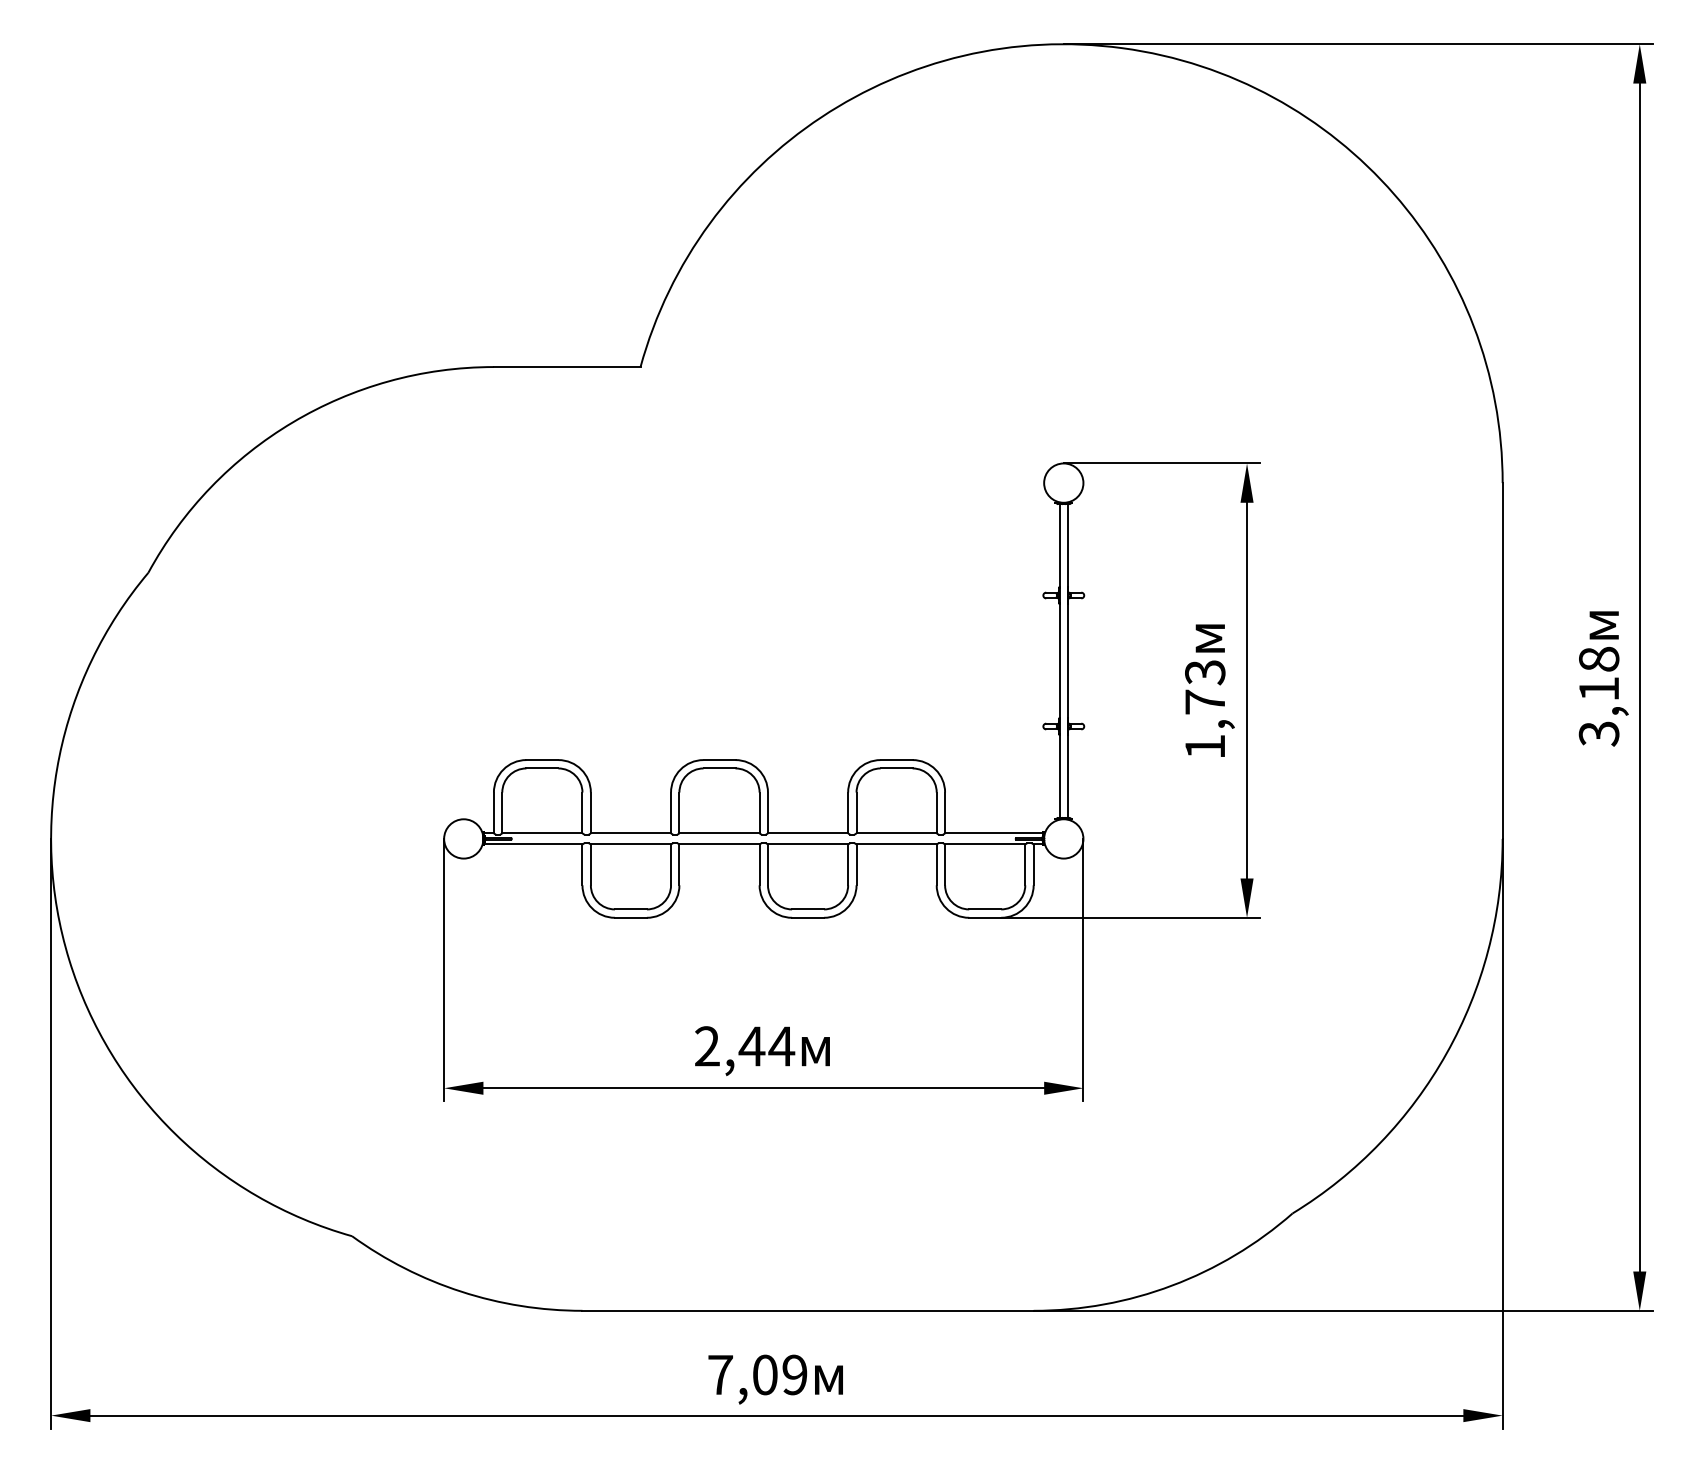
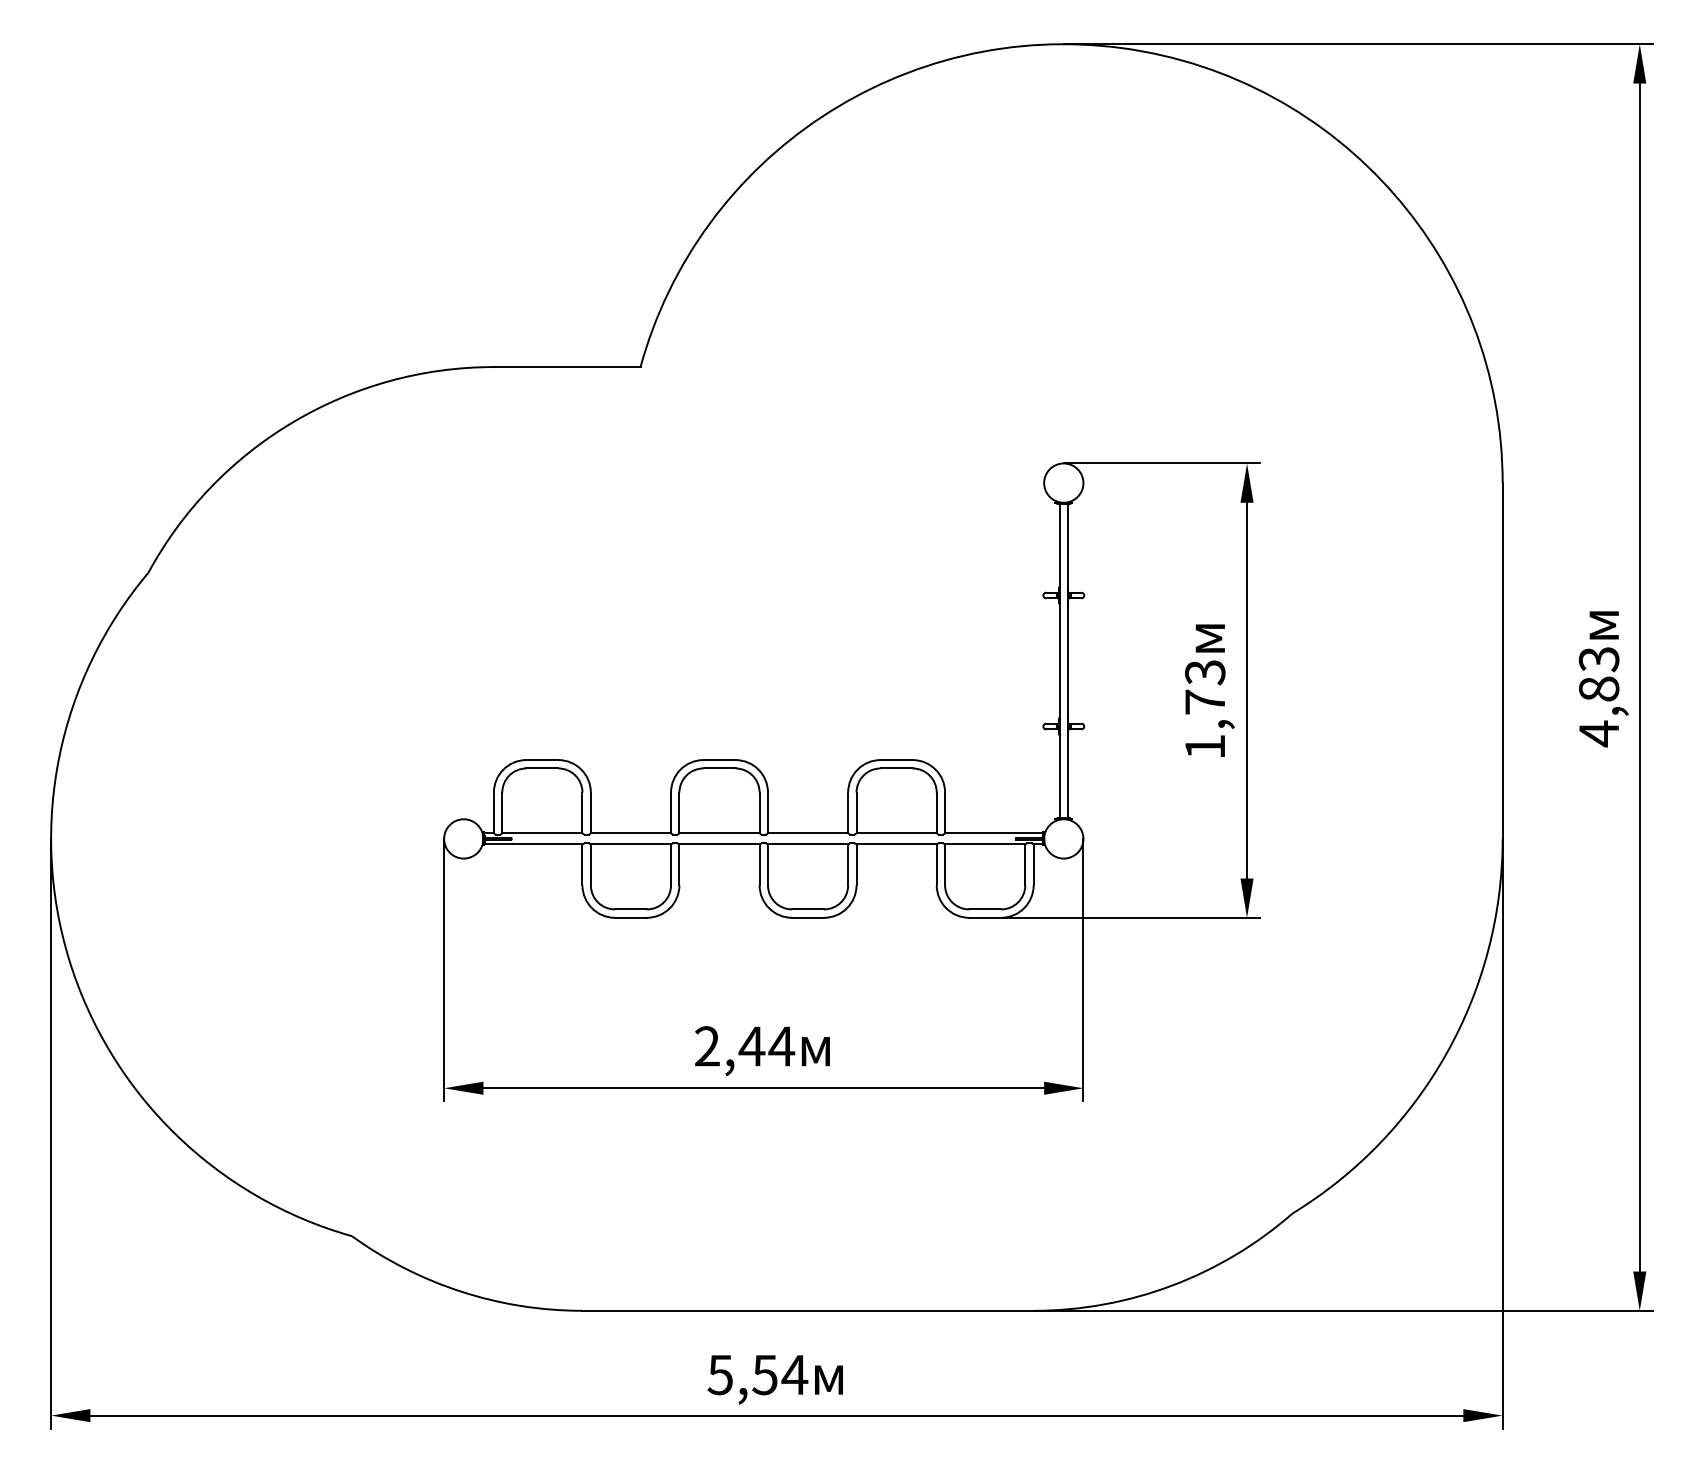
text: 3,18 -> 4,83 (1598, 696)
text: 7,09 -> 5,54 (757, 1374)
